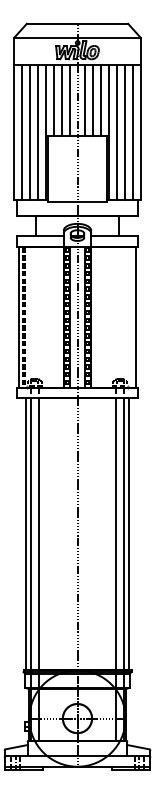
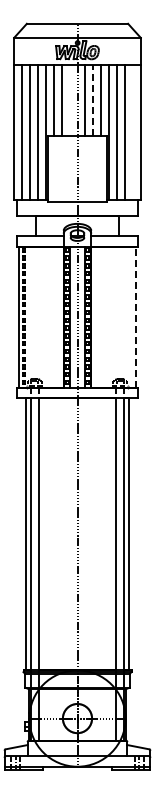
line: solid -> dashed (93, 99)
line: present -> none (69, 100)
line: present -> none (132, 132)
line: solid -> dashed (135, 317)
